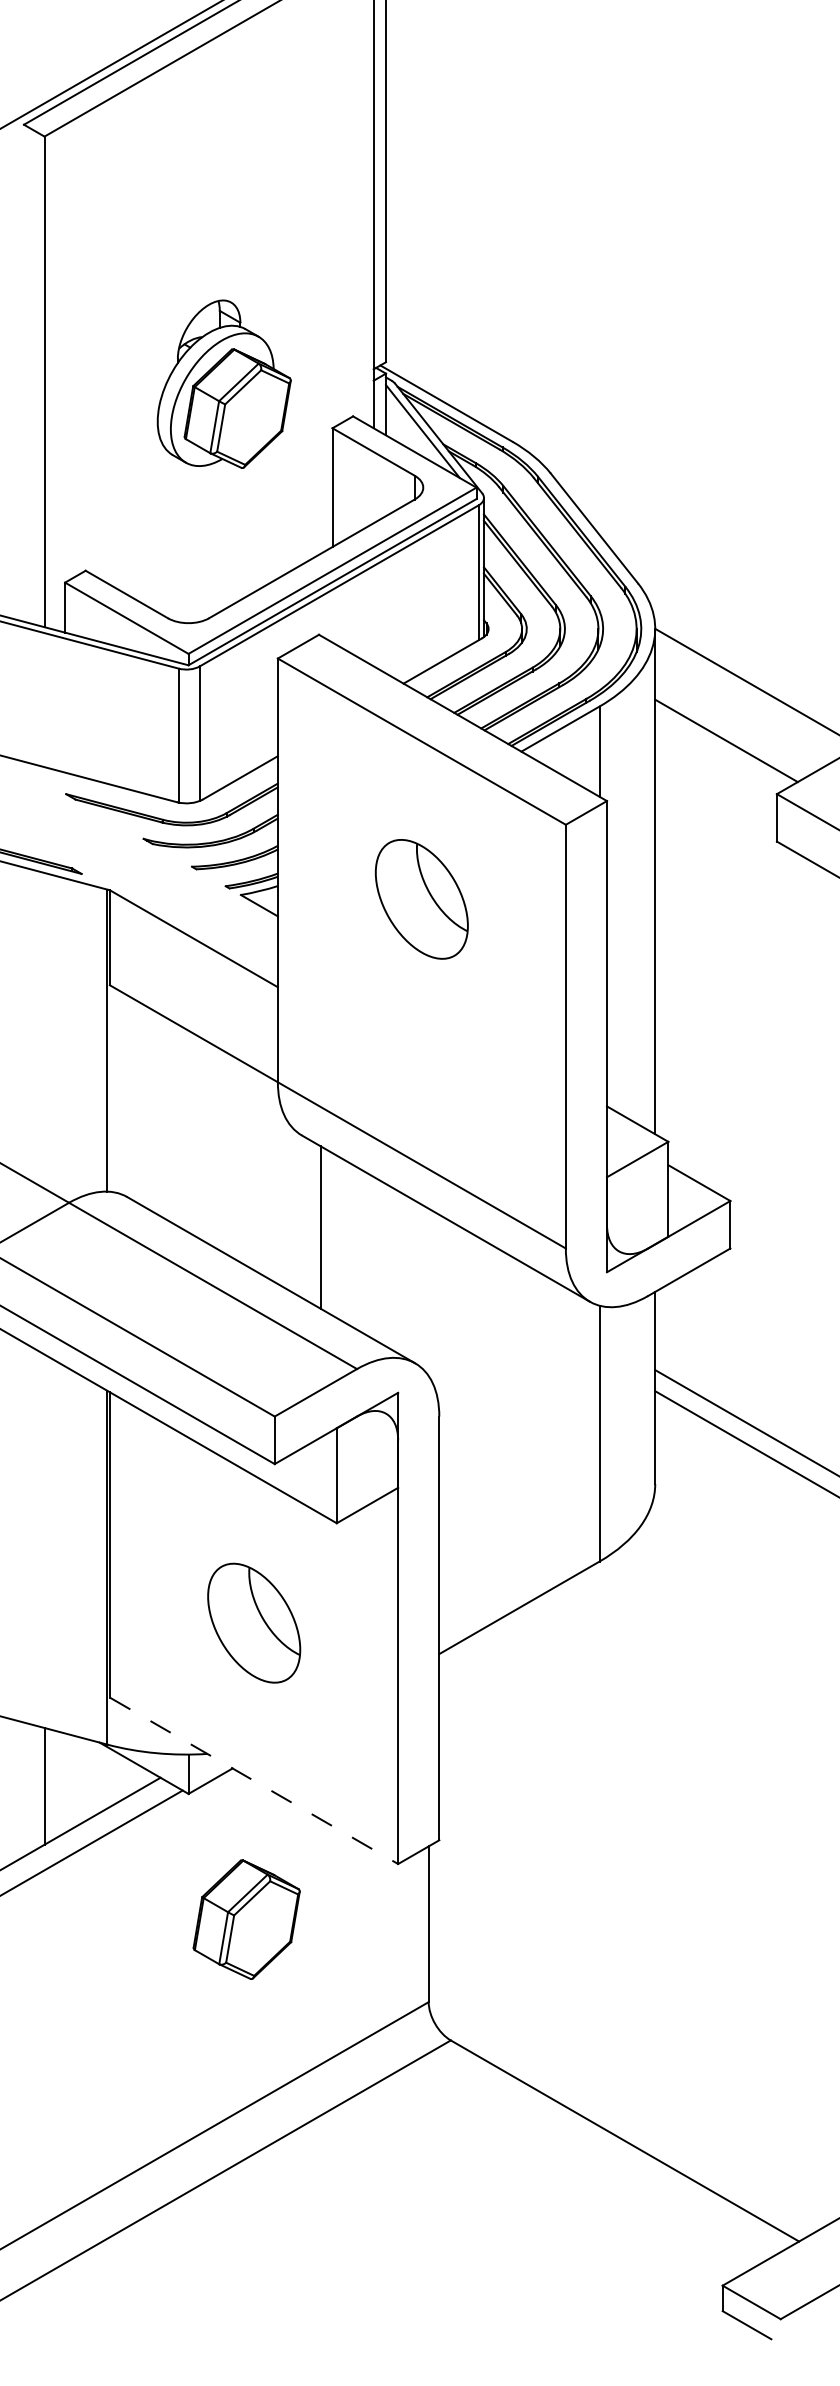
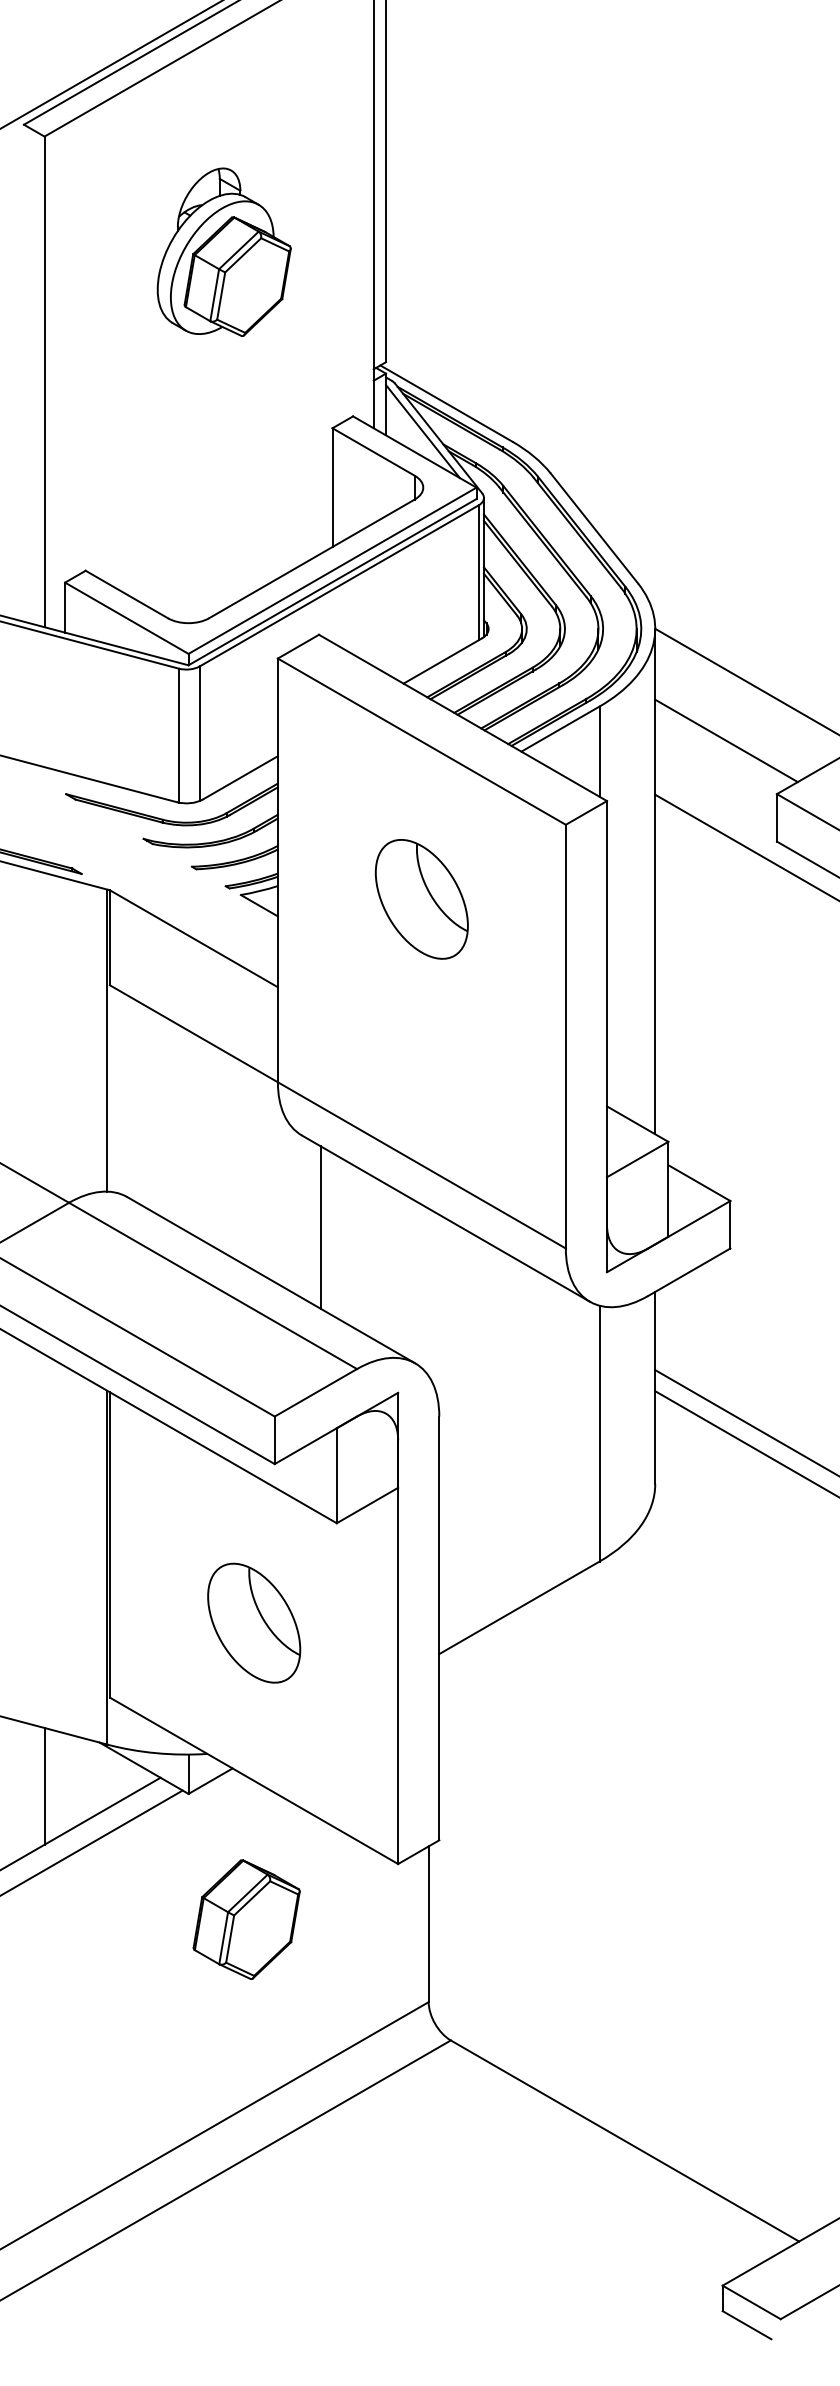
part position: (223, 383) -> (223, 251) (223, 251)
line: none -> present (745, 846)
line: dashed -> solid (254, 1781)
